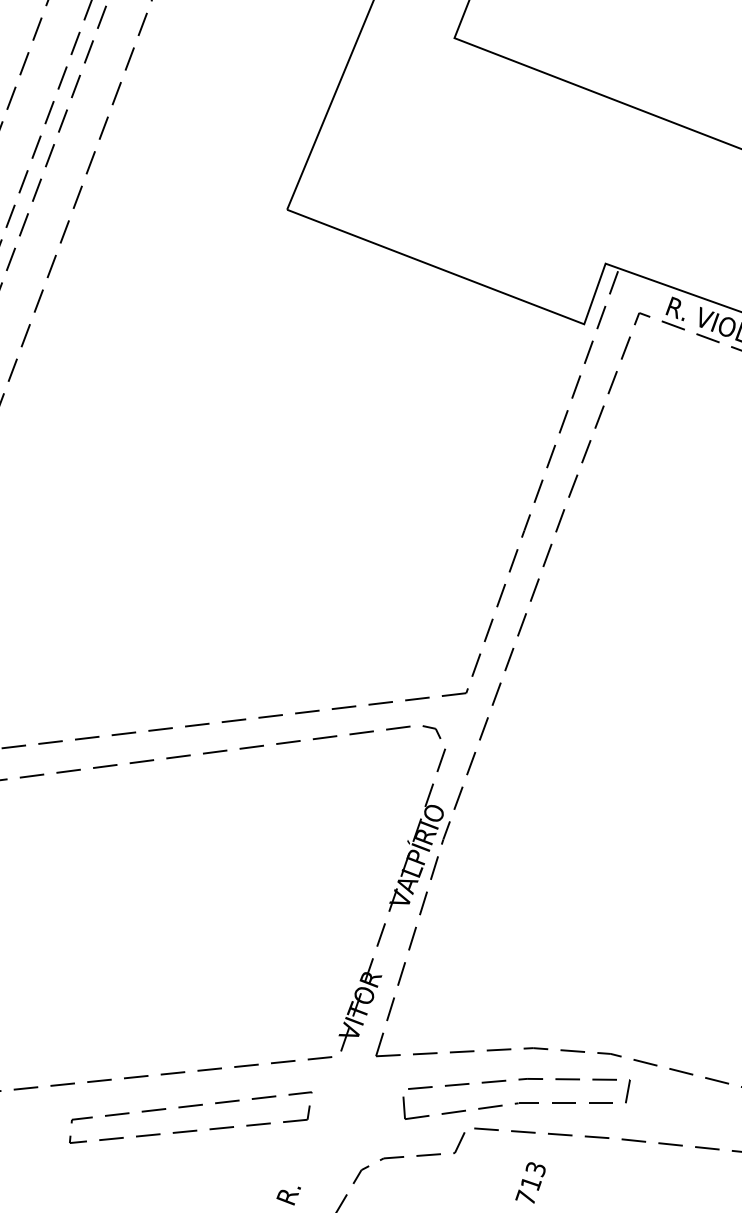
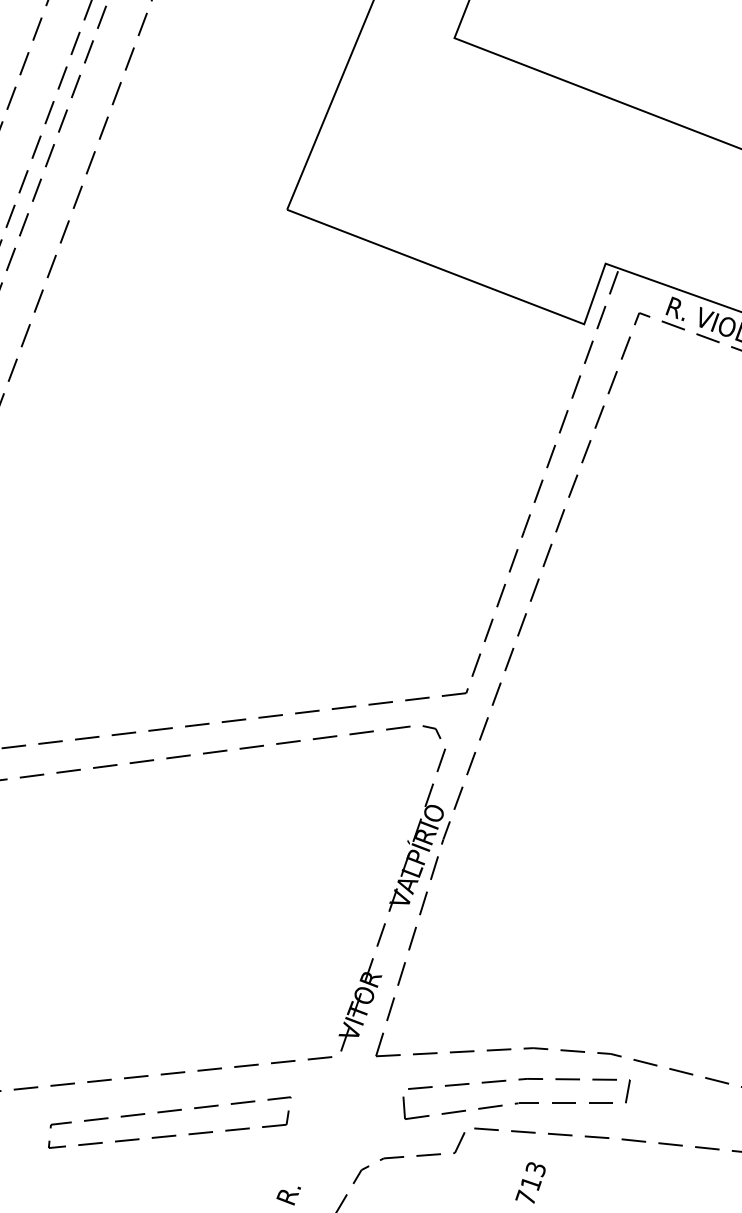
part position: (189, 1107) -> (168, 1112) (168, 1112)
